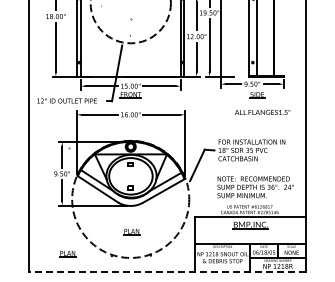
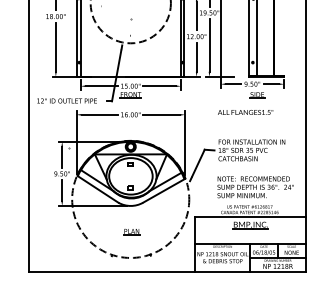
text position: (262, 112) -> (245, 112) (245, 112)
part: present -> none (67, 254)
line: dashed -> solid (167, 272)
